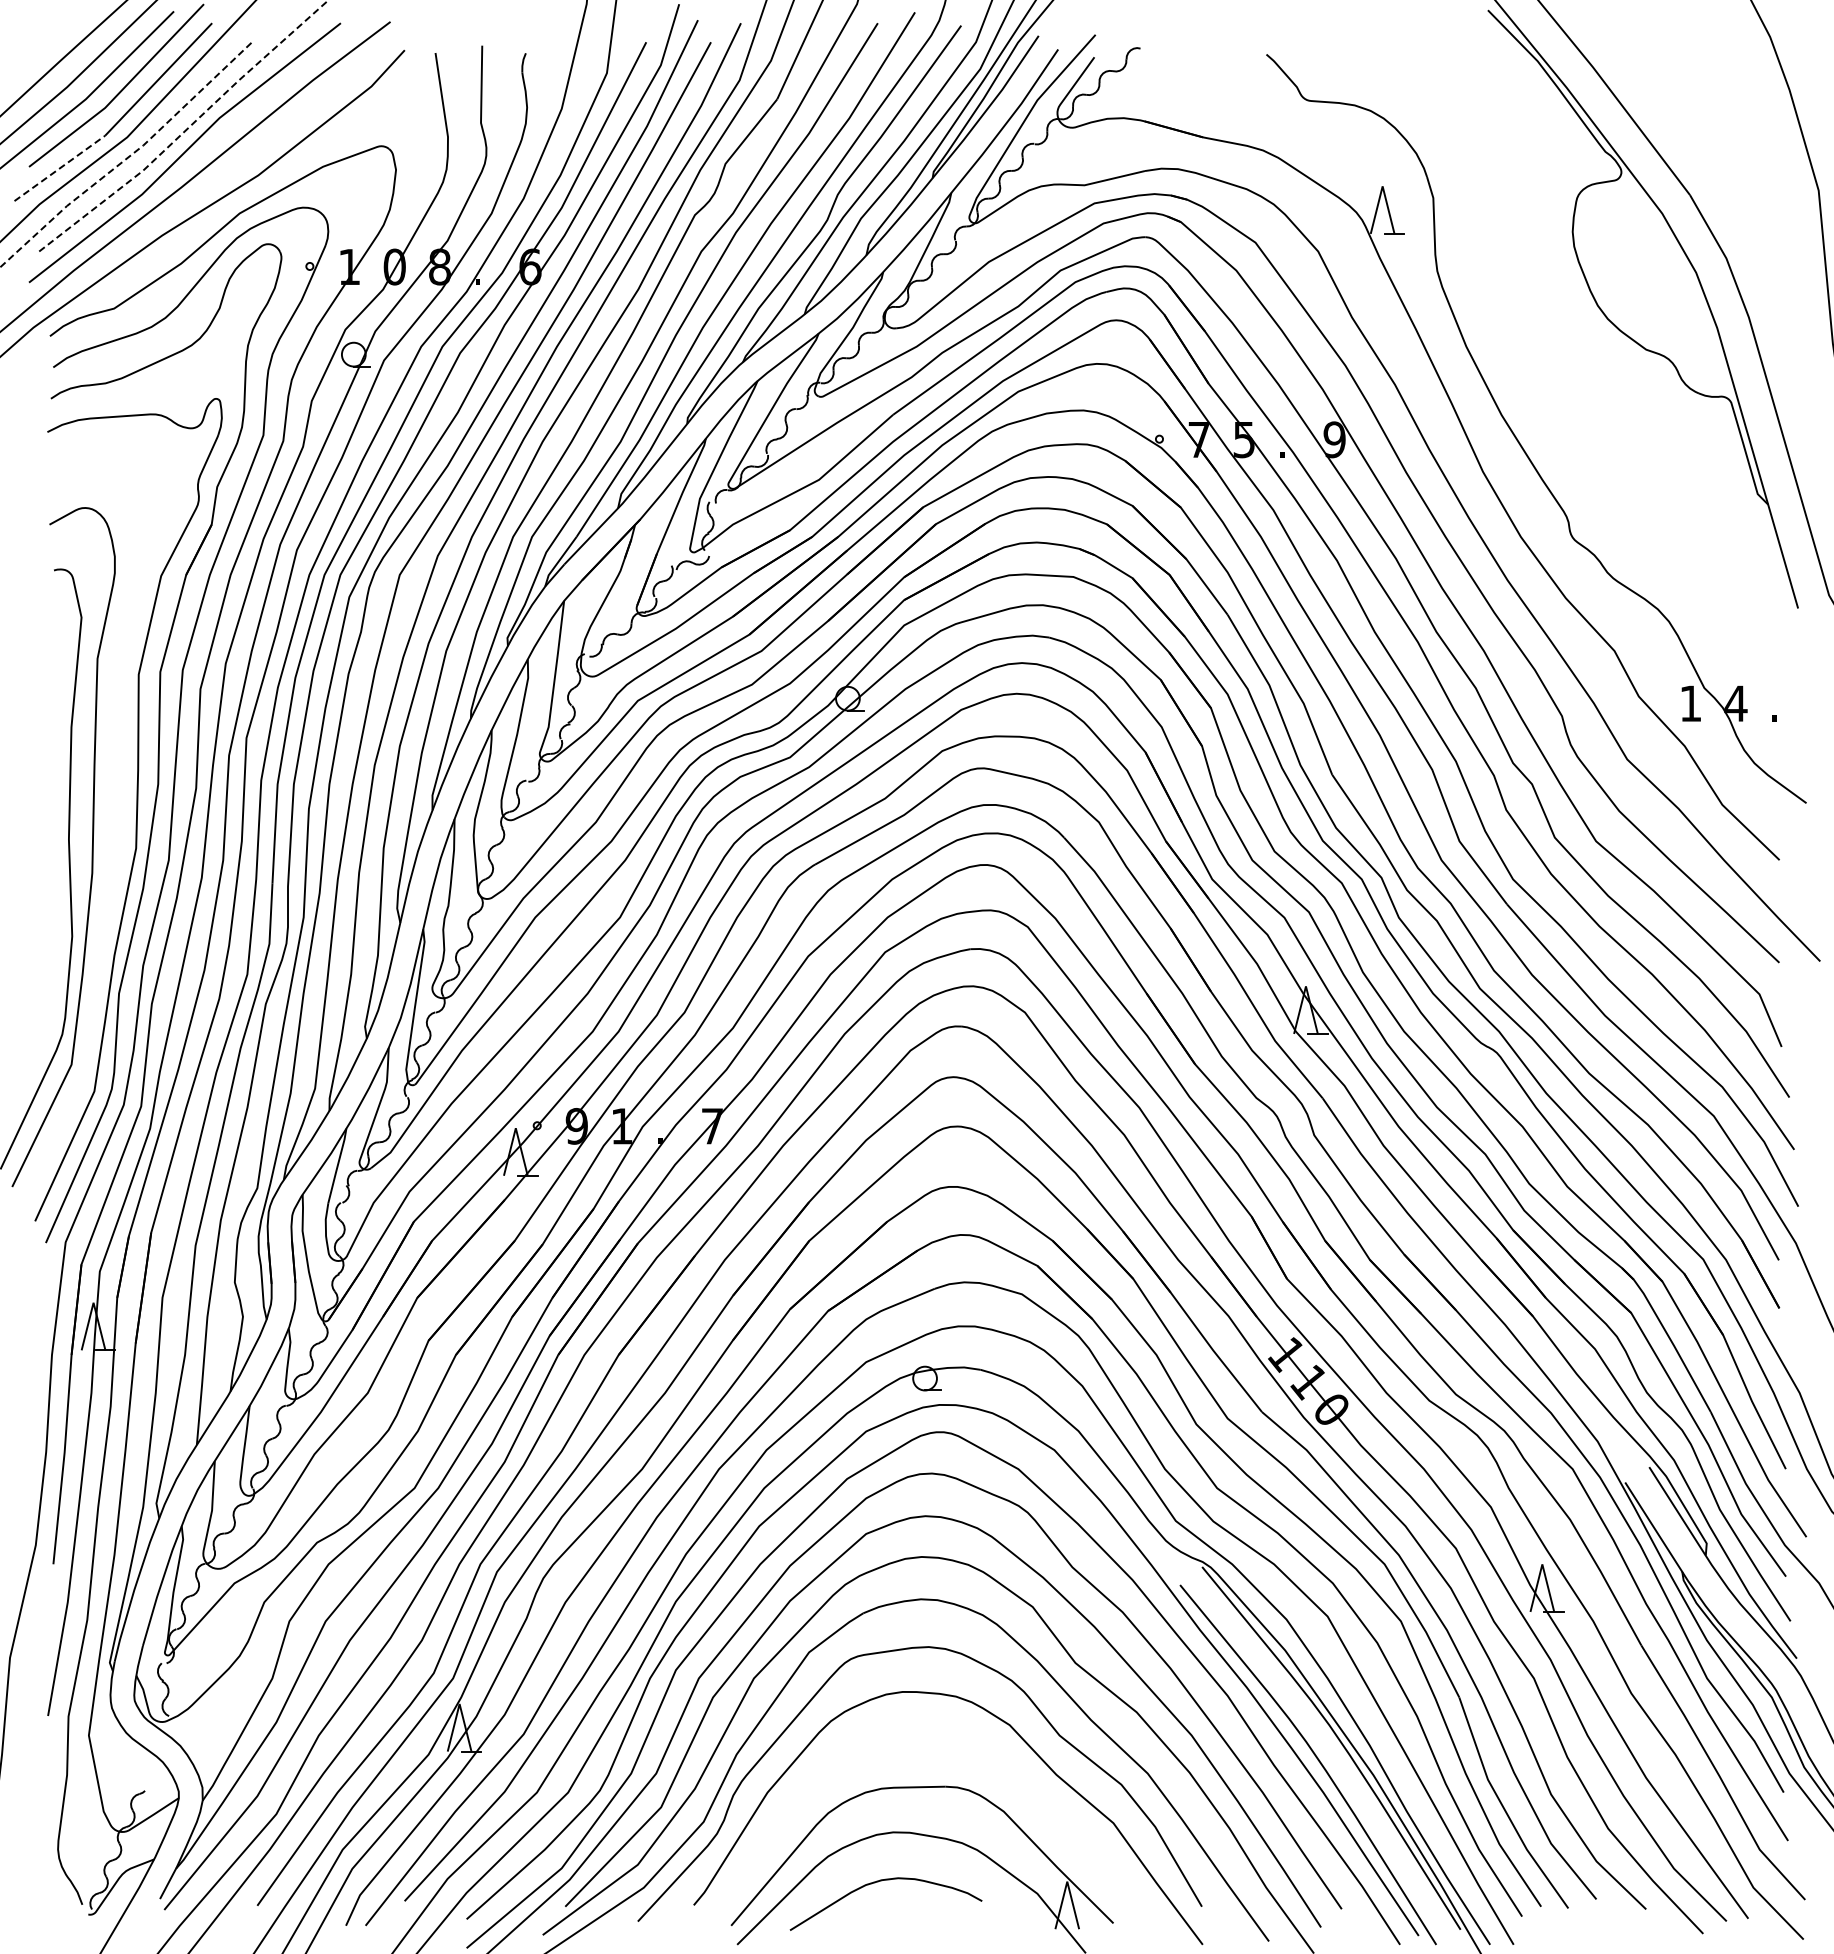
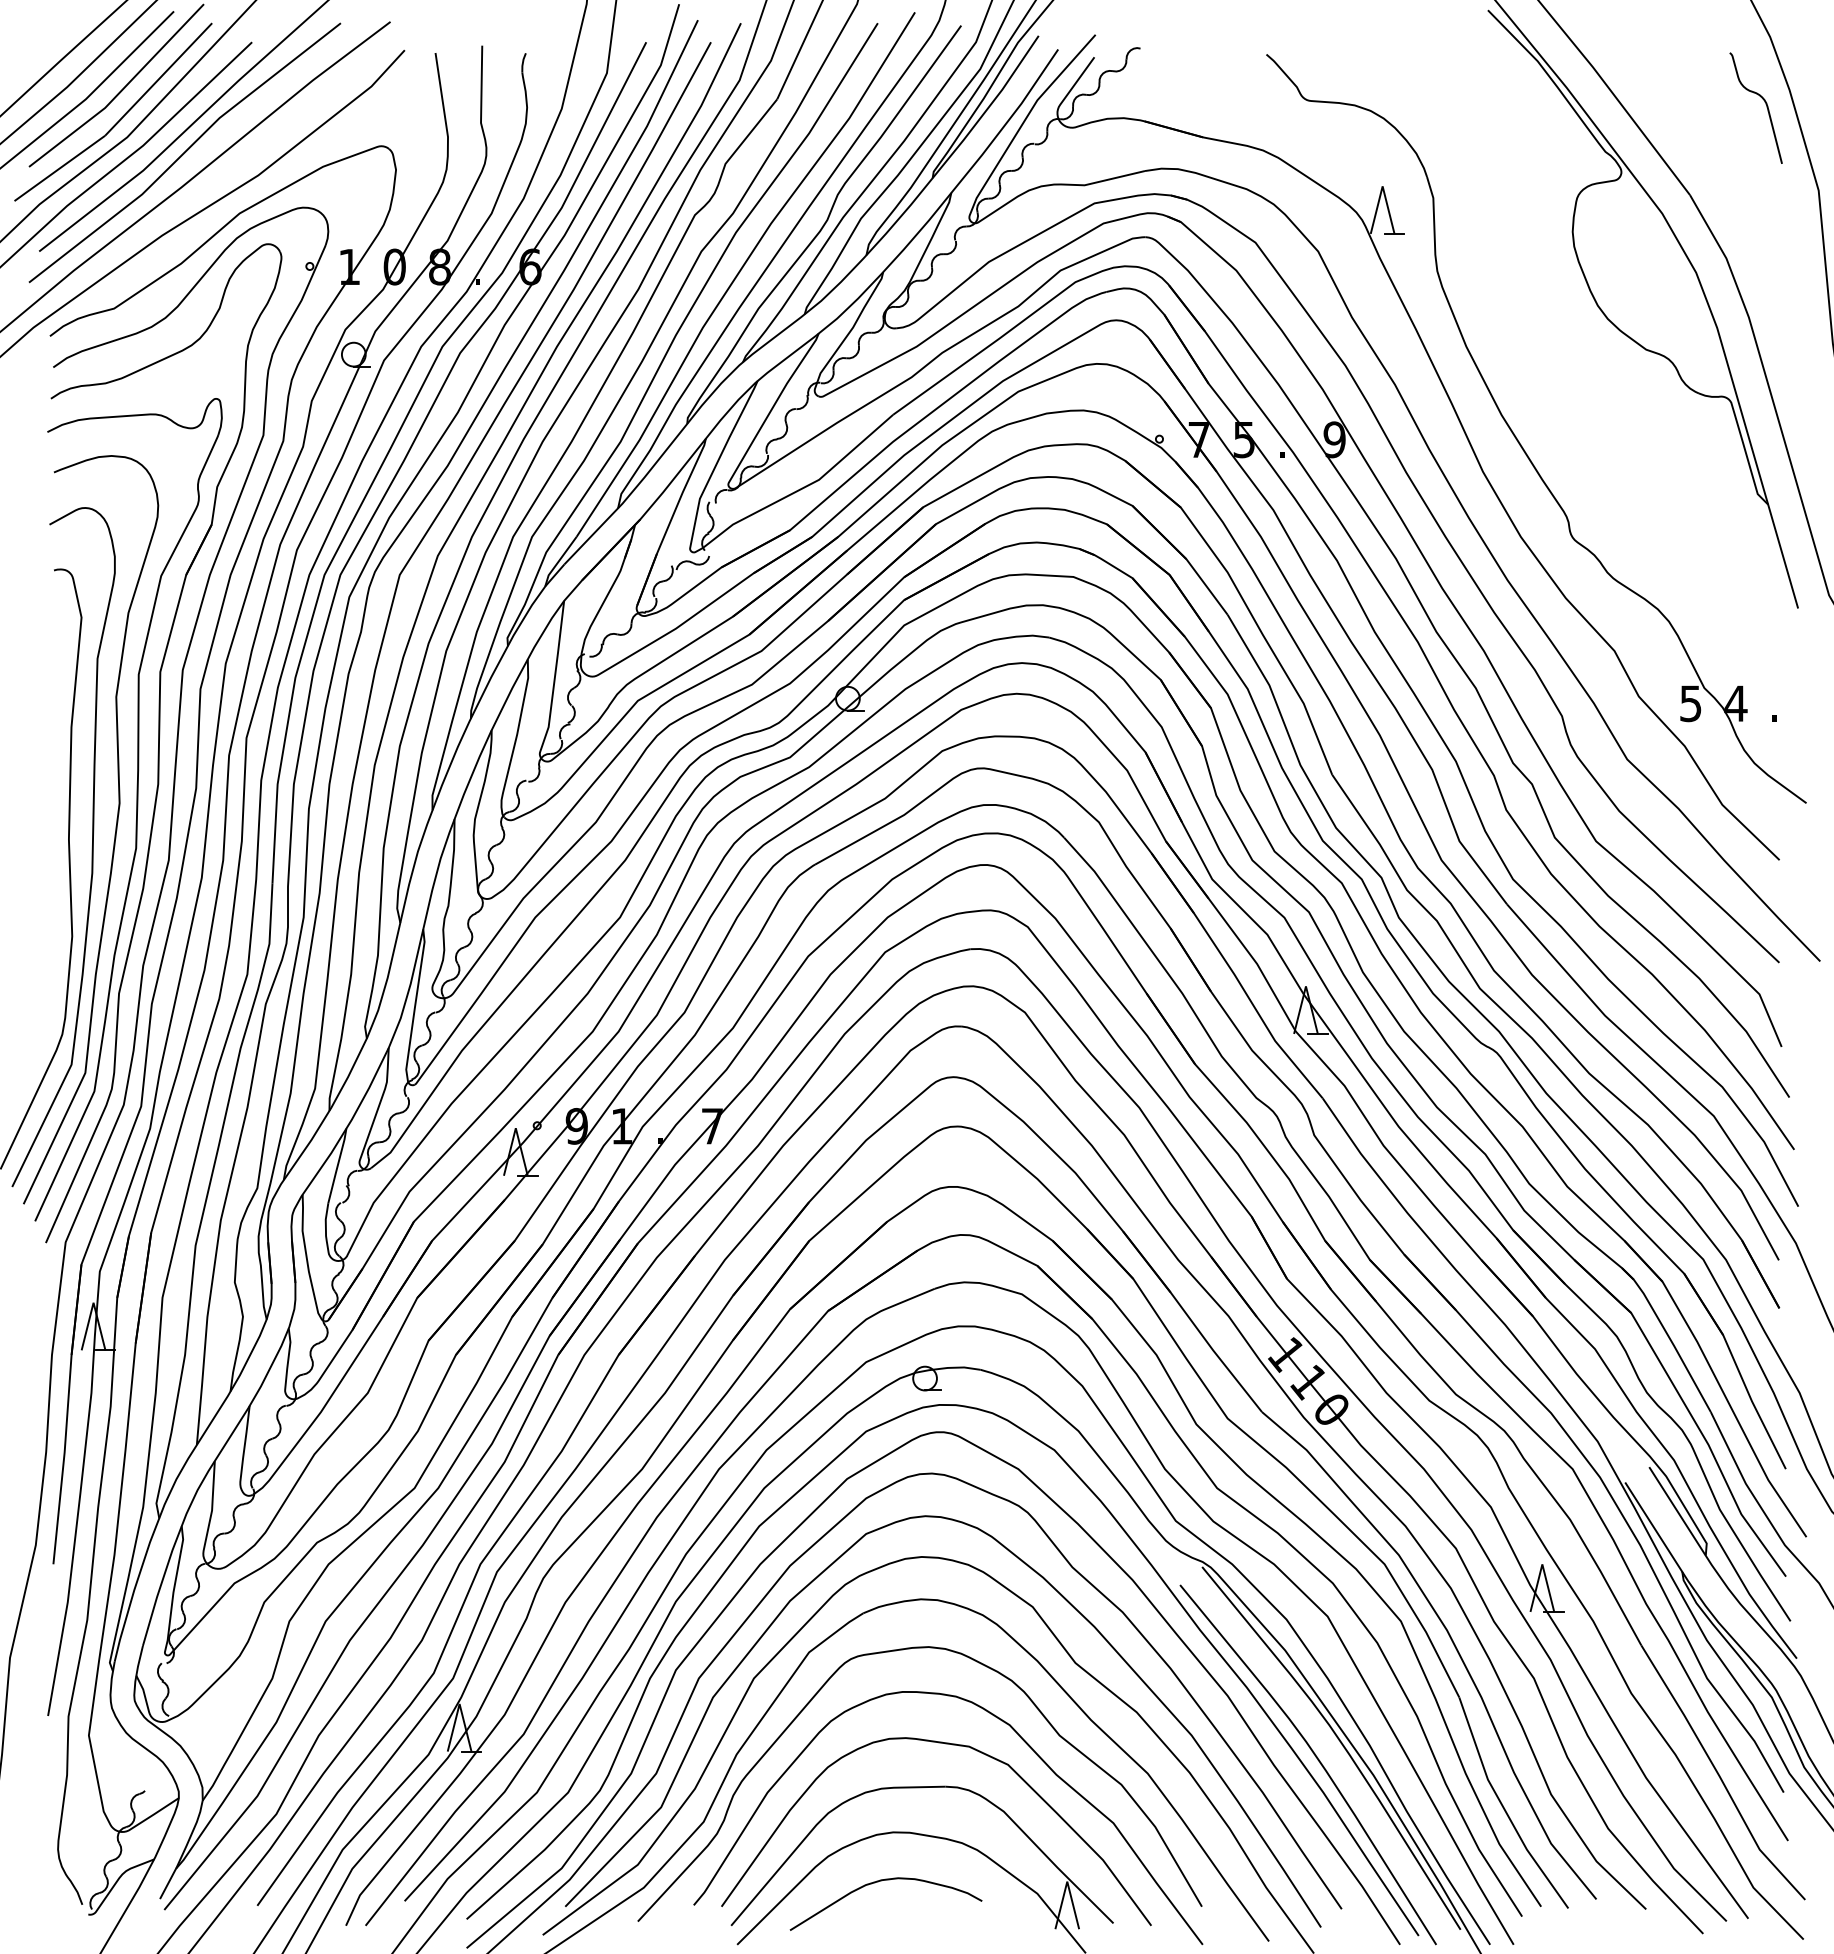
curve: none -> present (1764, 102)
line: dashed -> solid (186, 129)
line: dashed -> solid (128, 157)
line: dashed -> solid (59, 168)
text: 1 -> 5 (1690, 703)
curve: none -> present (114, 834)
curve: none -> present (945, 1744)
